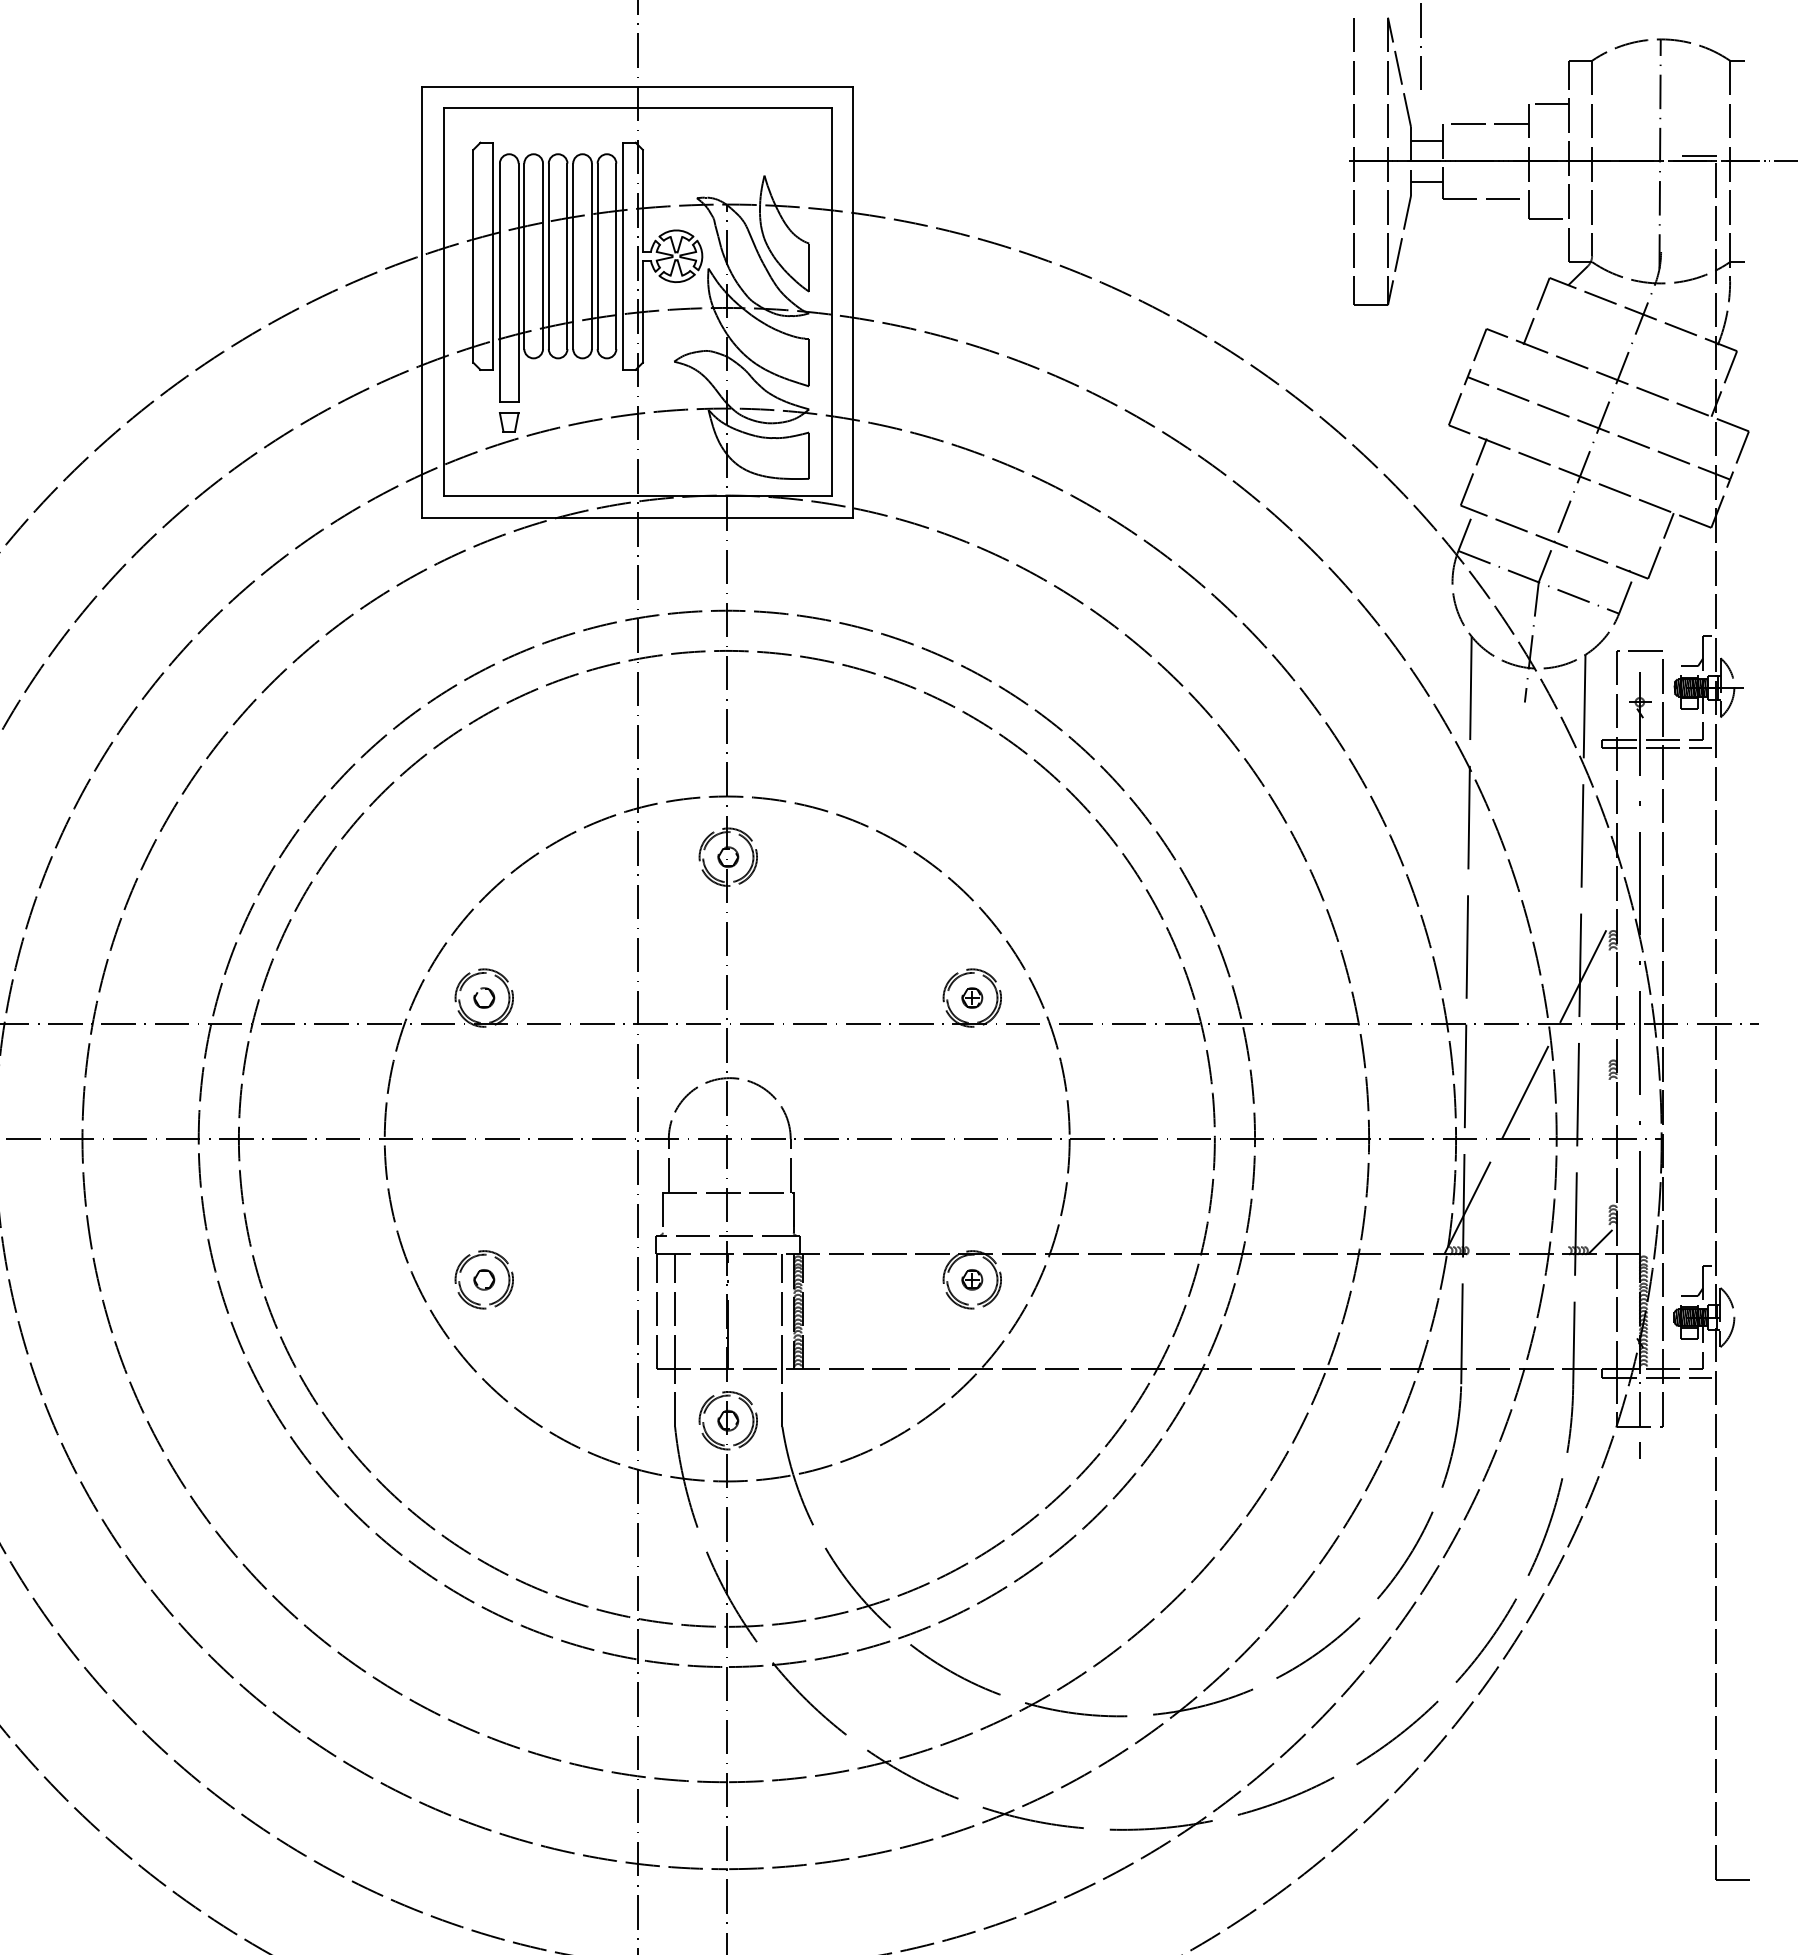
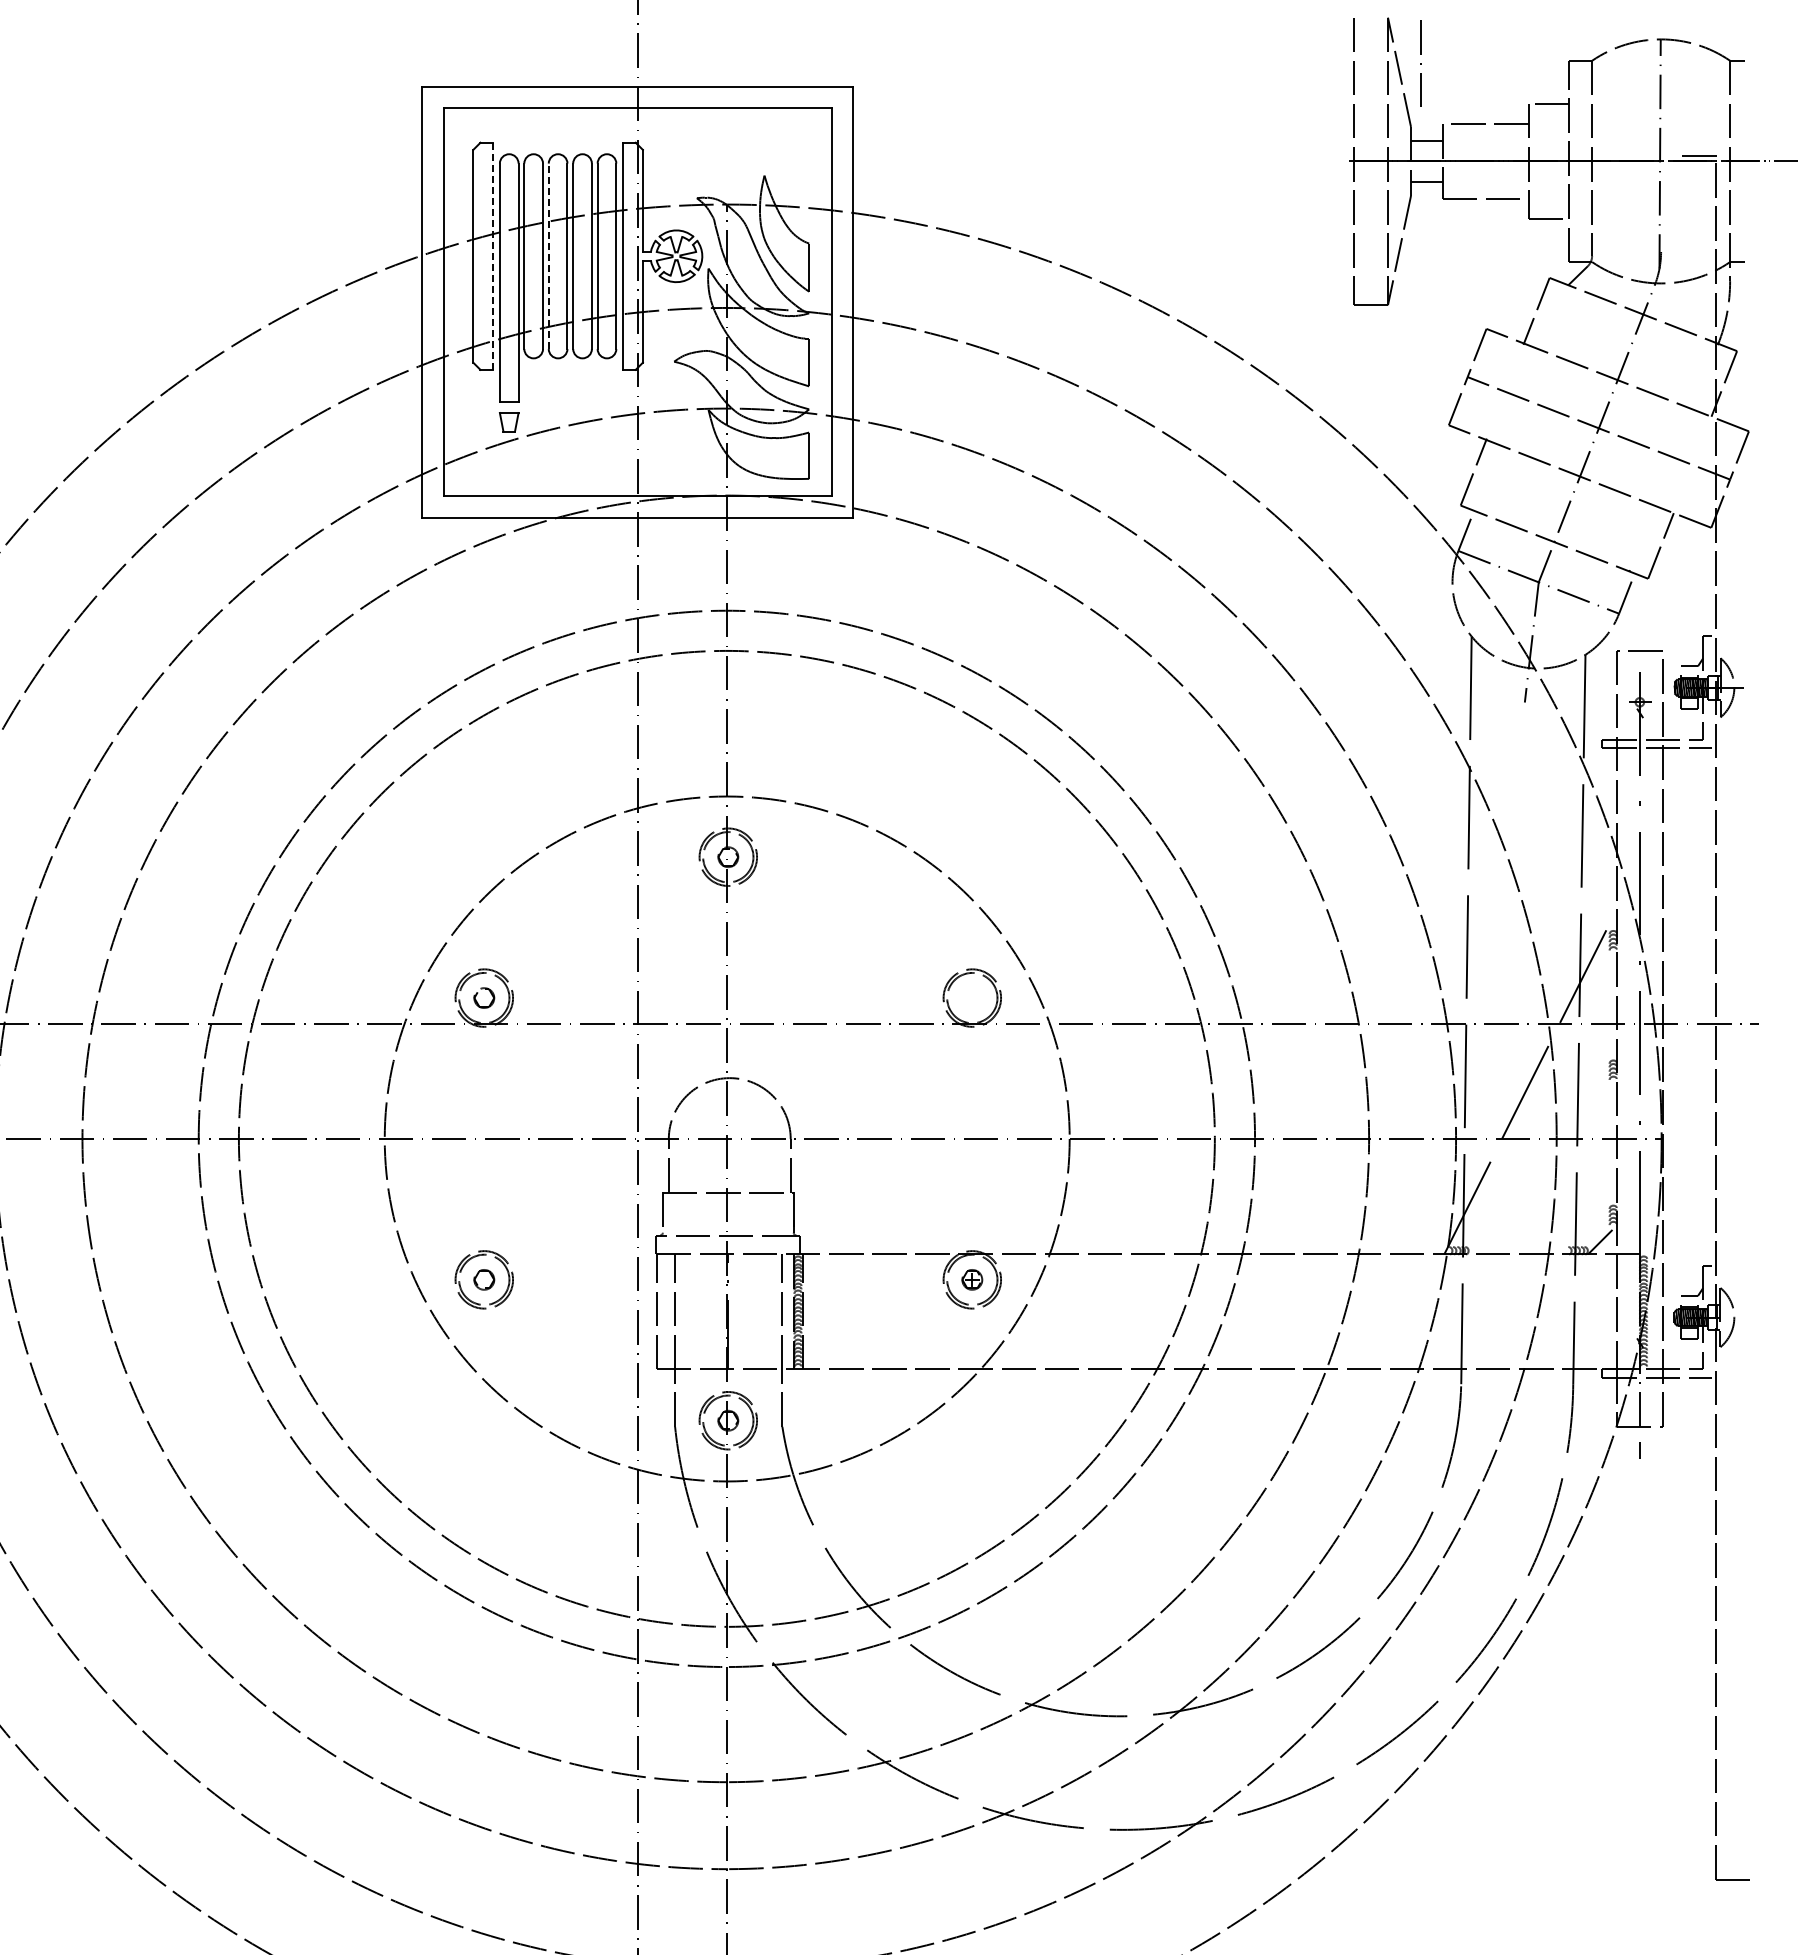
line position: (1420, 46) -> (1420, 63) (1420, 63)
line: solid -> dashed (493, 256)
line: solid -> dashed (548, 256)
part: present -> none (972, 997)
